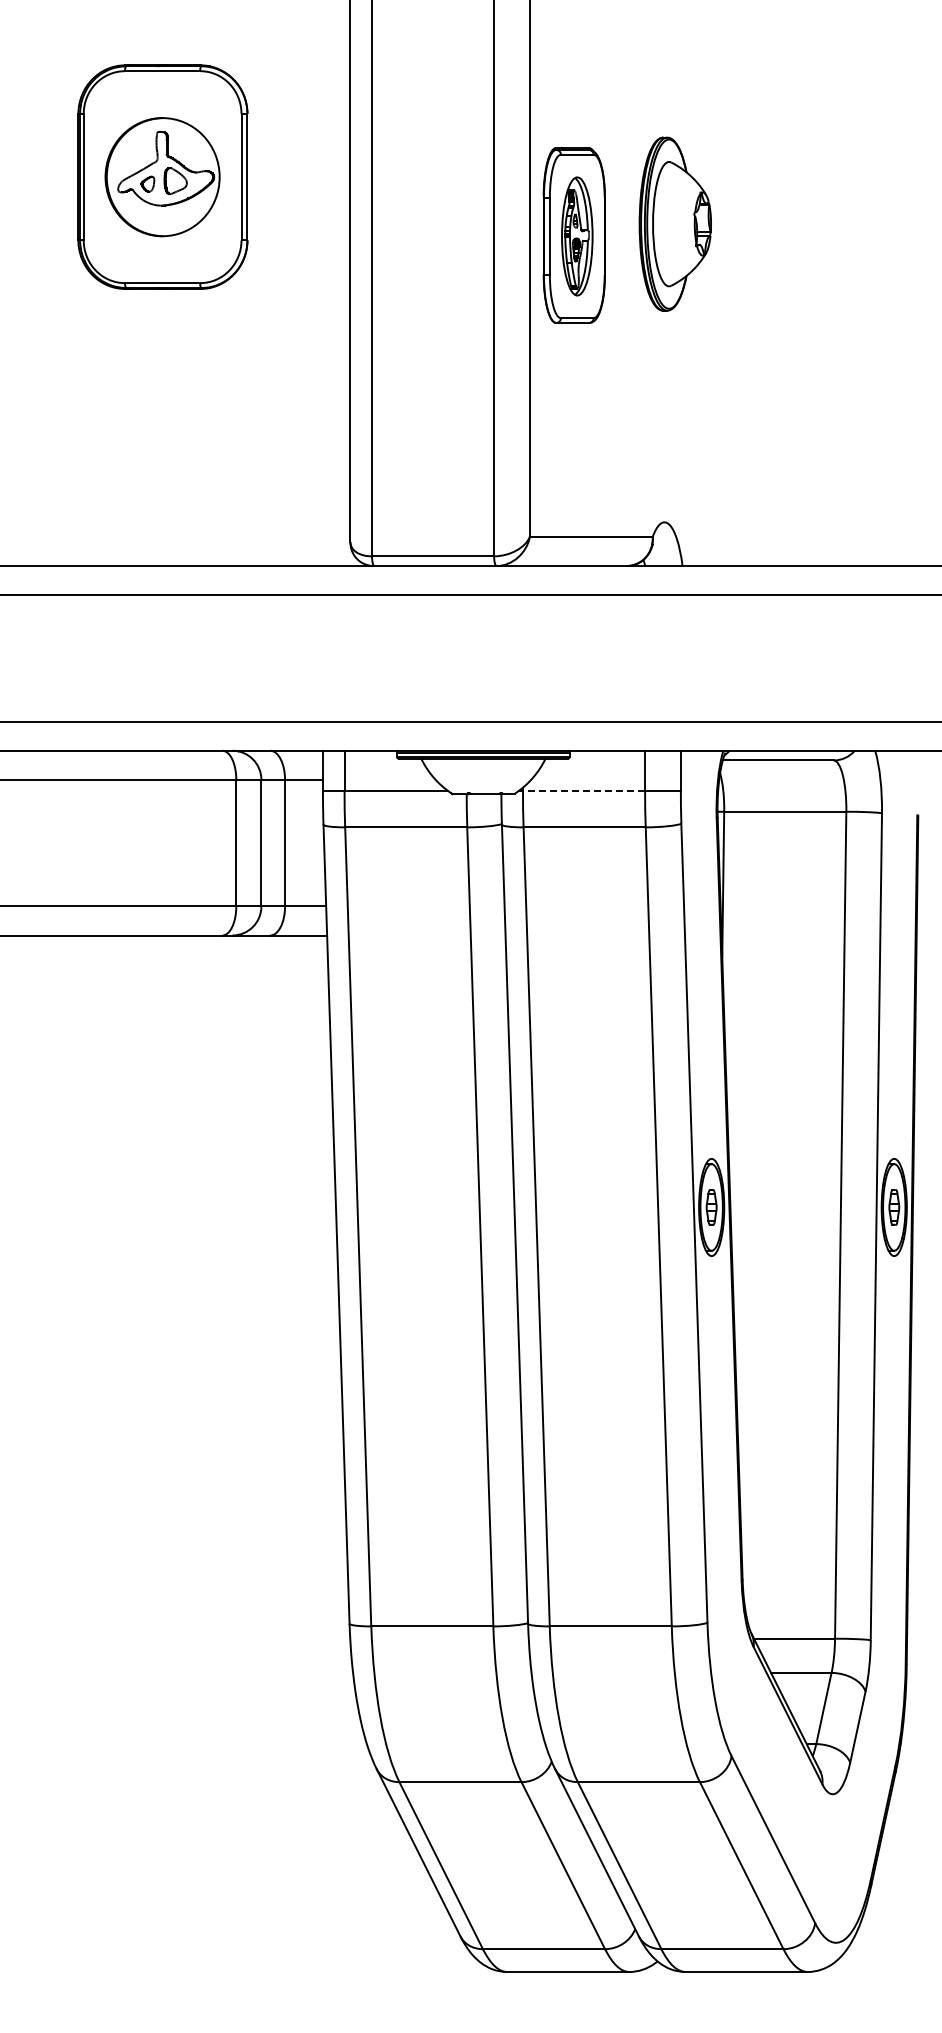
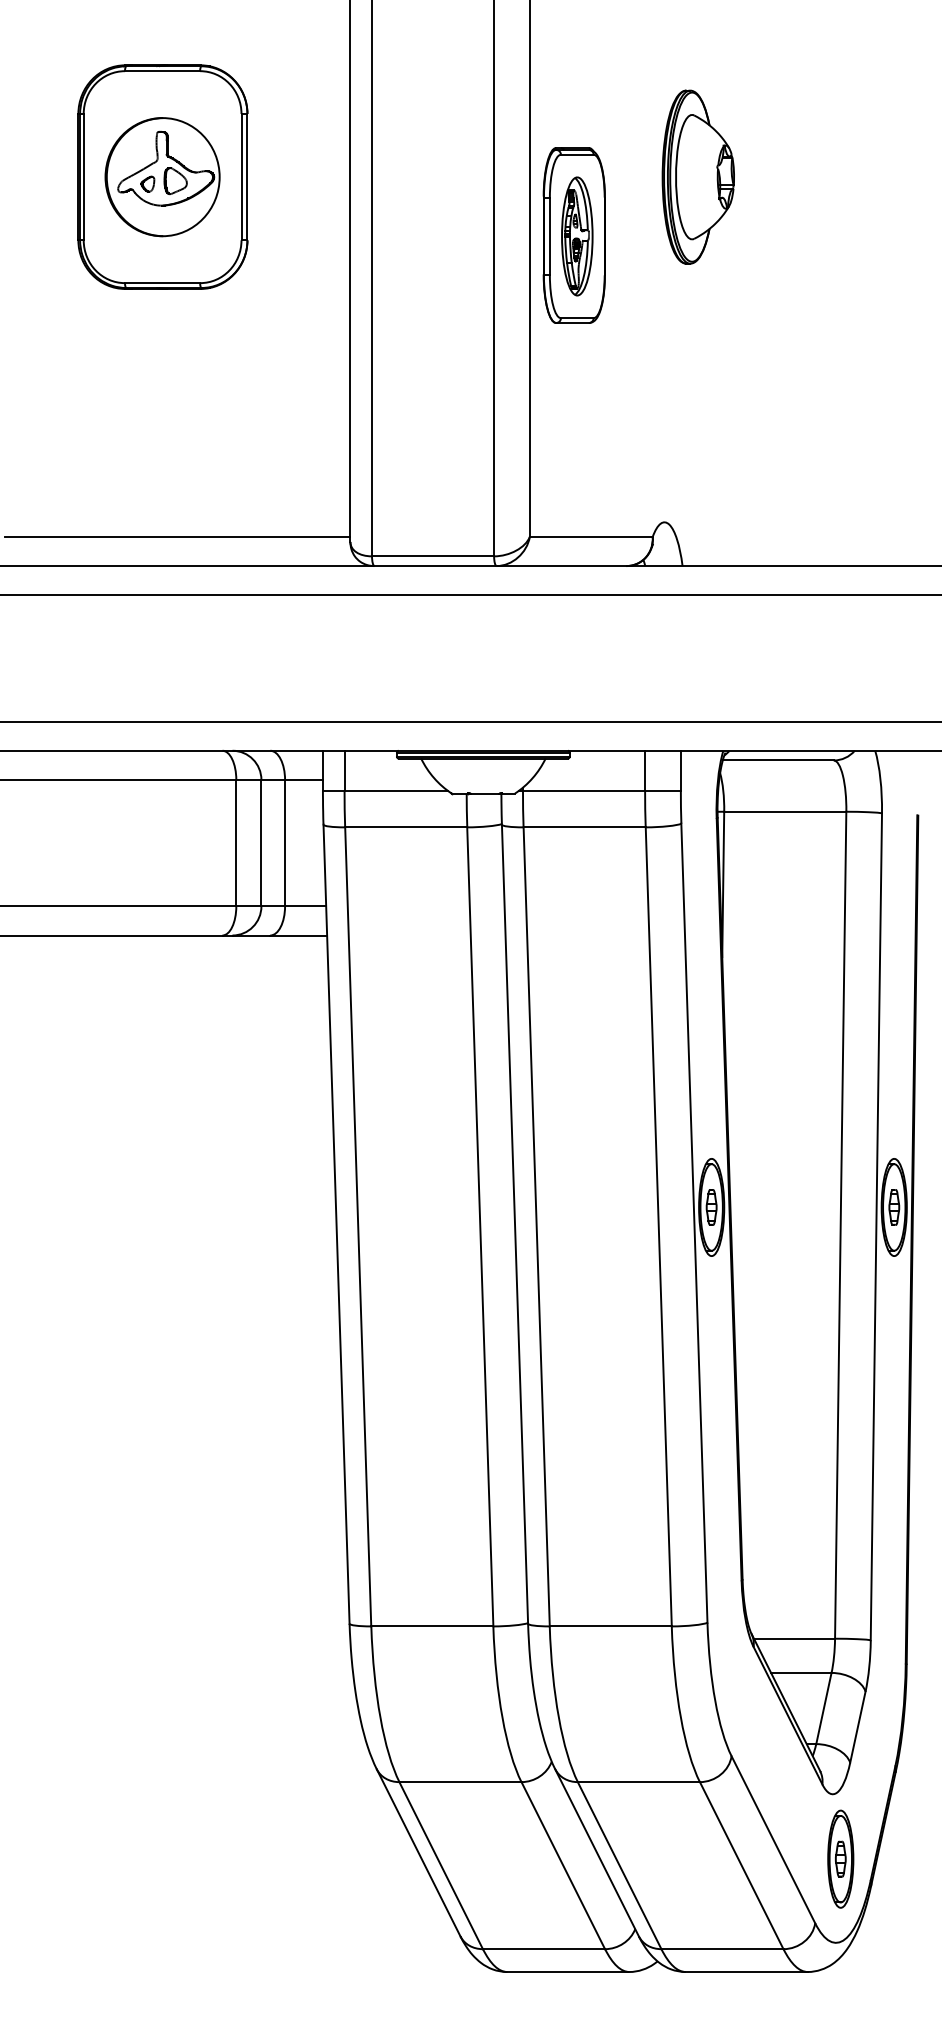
part position: (674, 223) -> (697, 176) (697, 176)
line: none -> present (177, 536)
line: dashed -> solid (583, 790)
part: none -> present (840, 1858)
